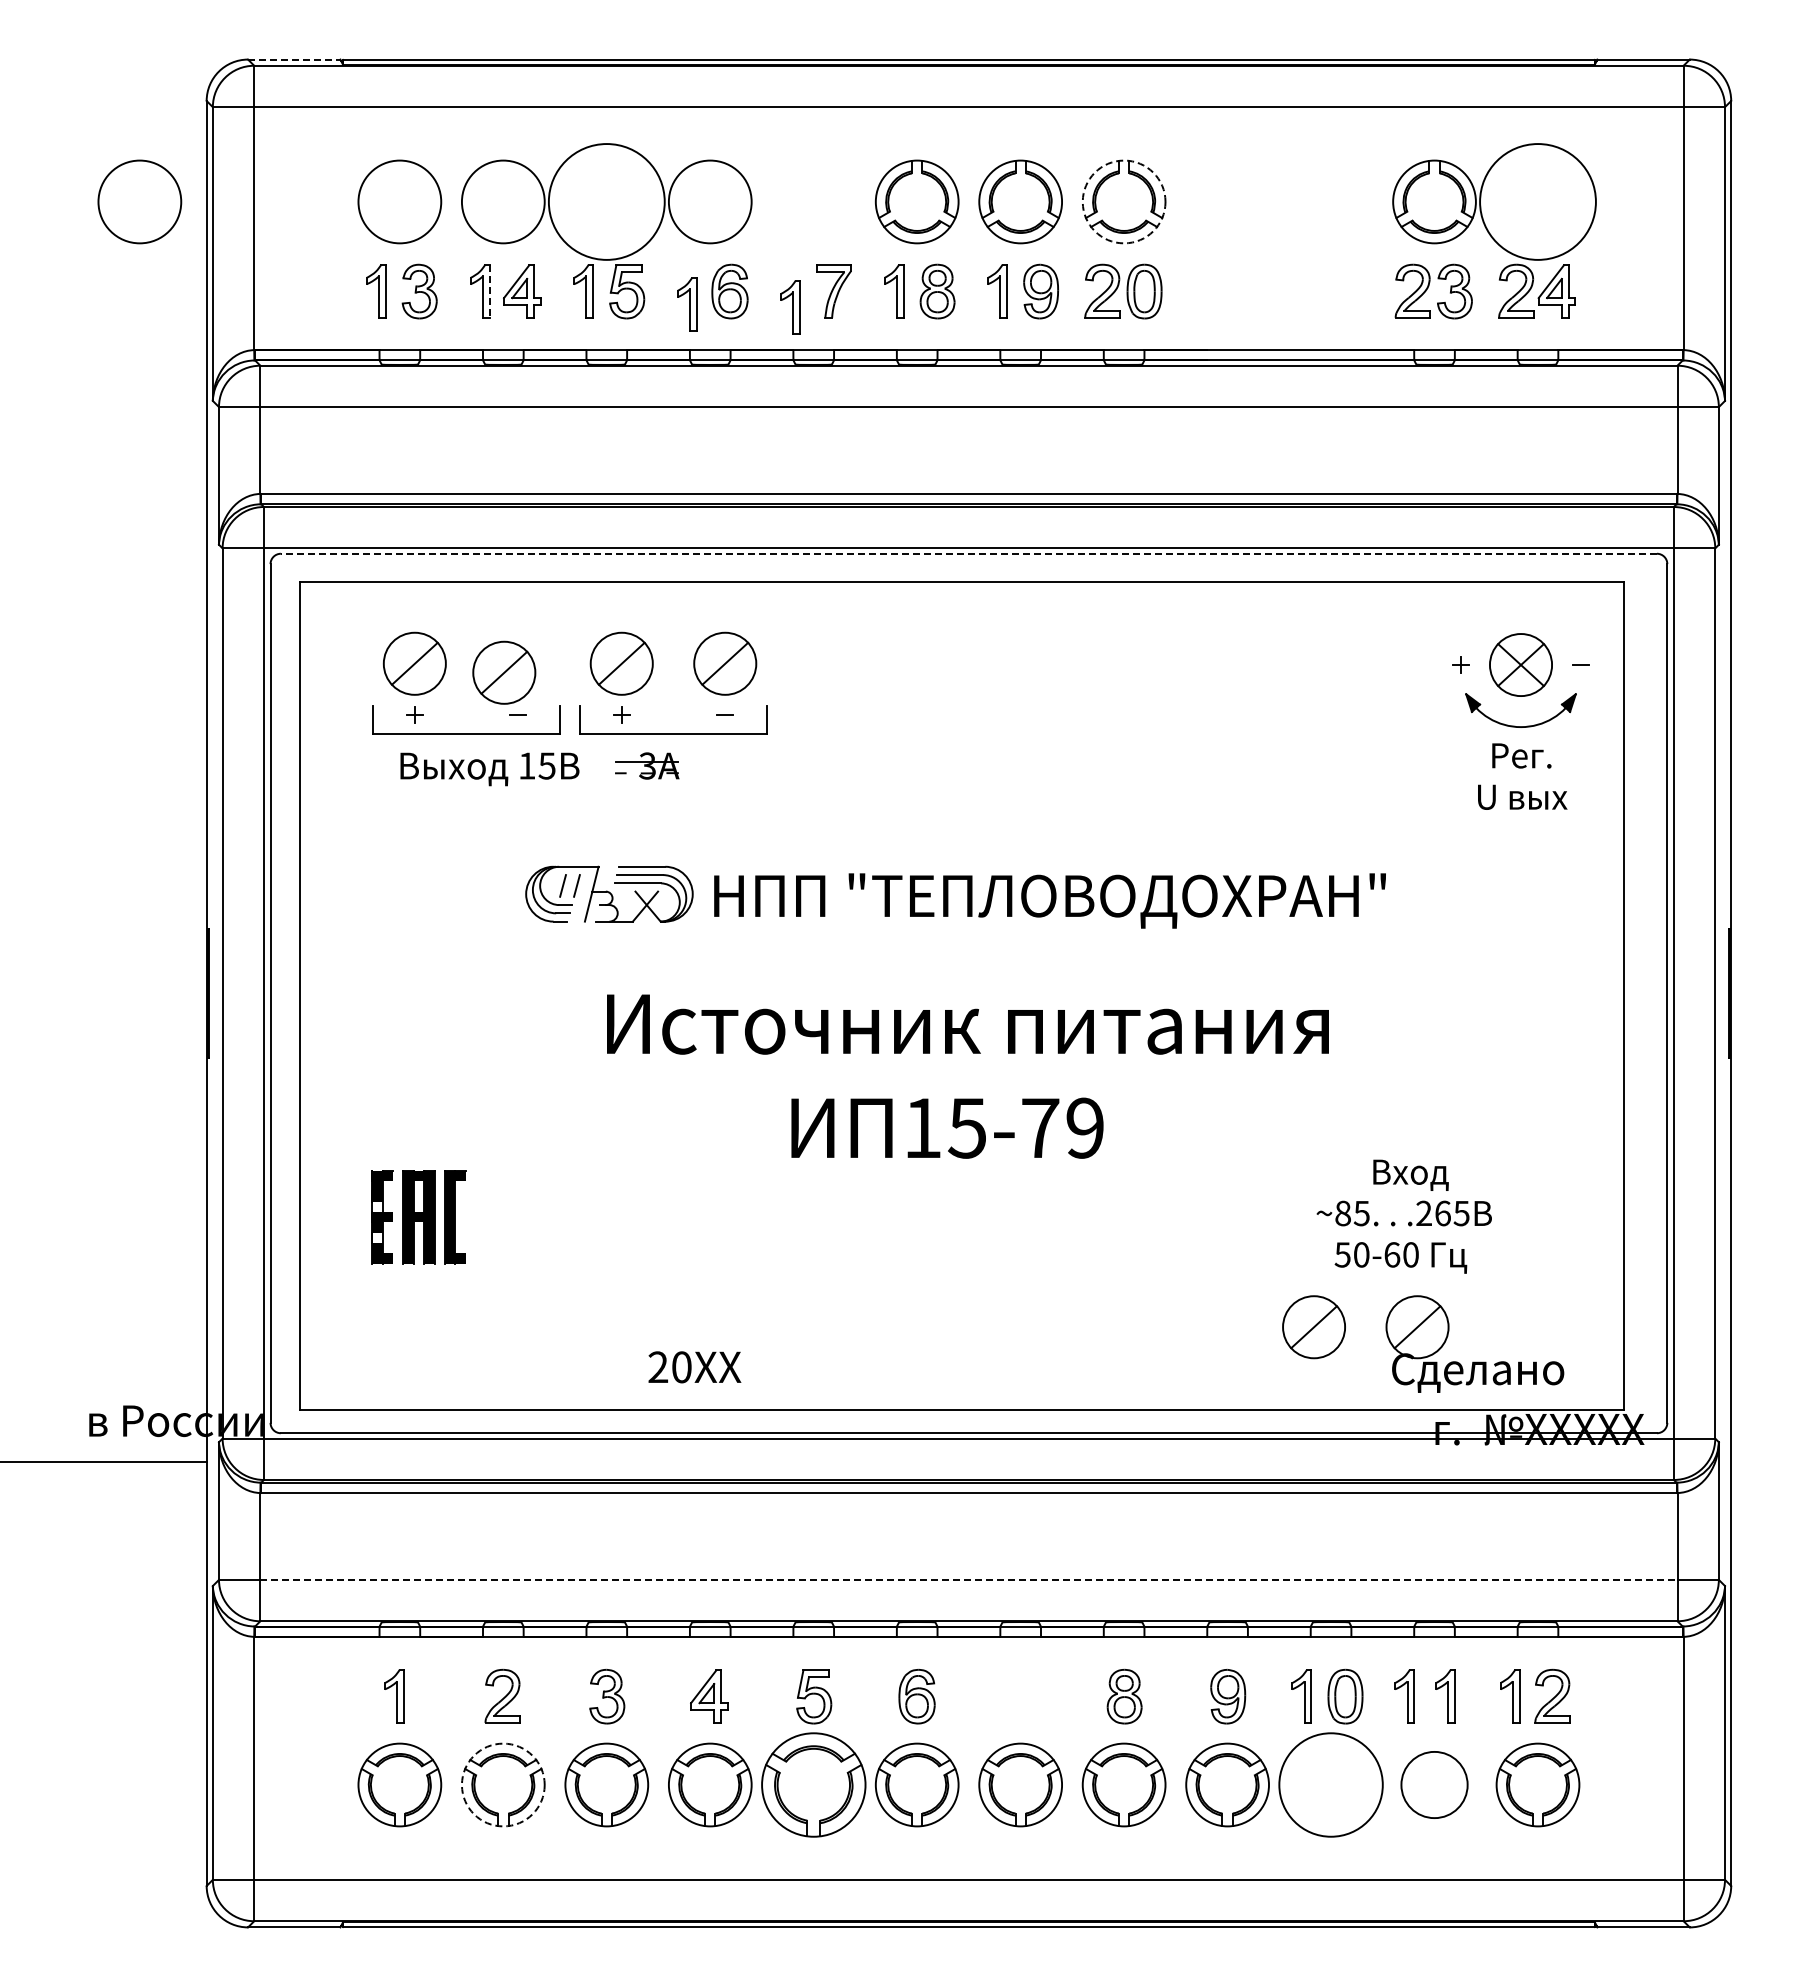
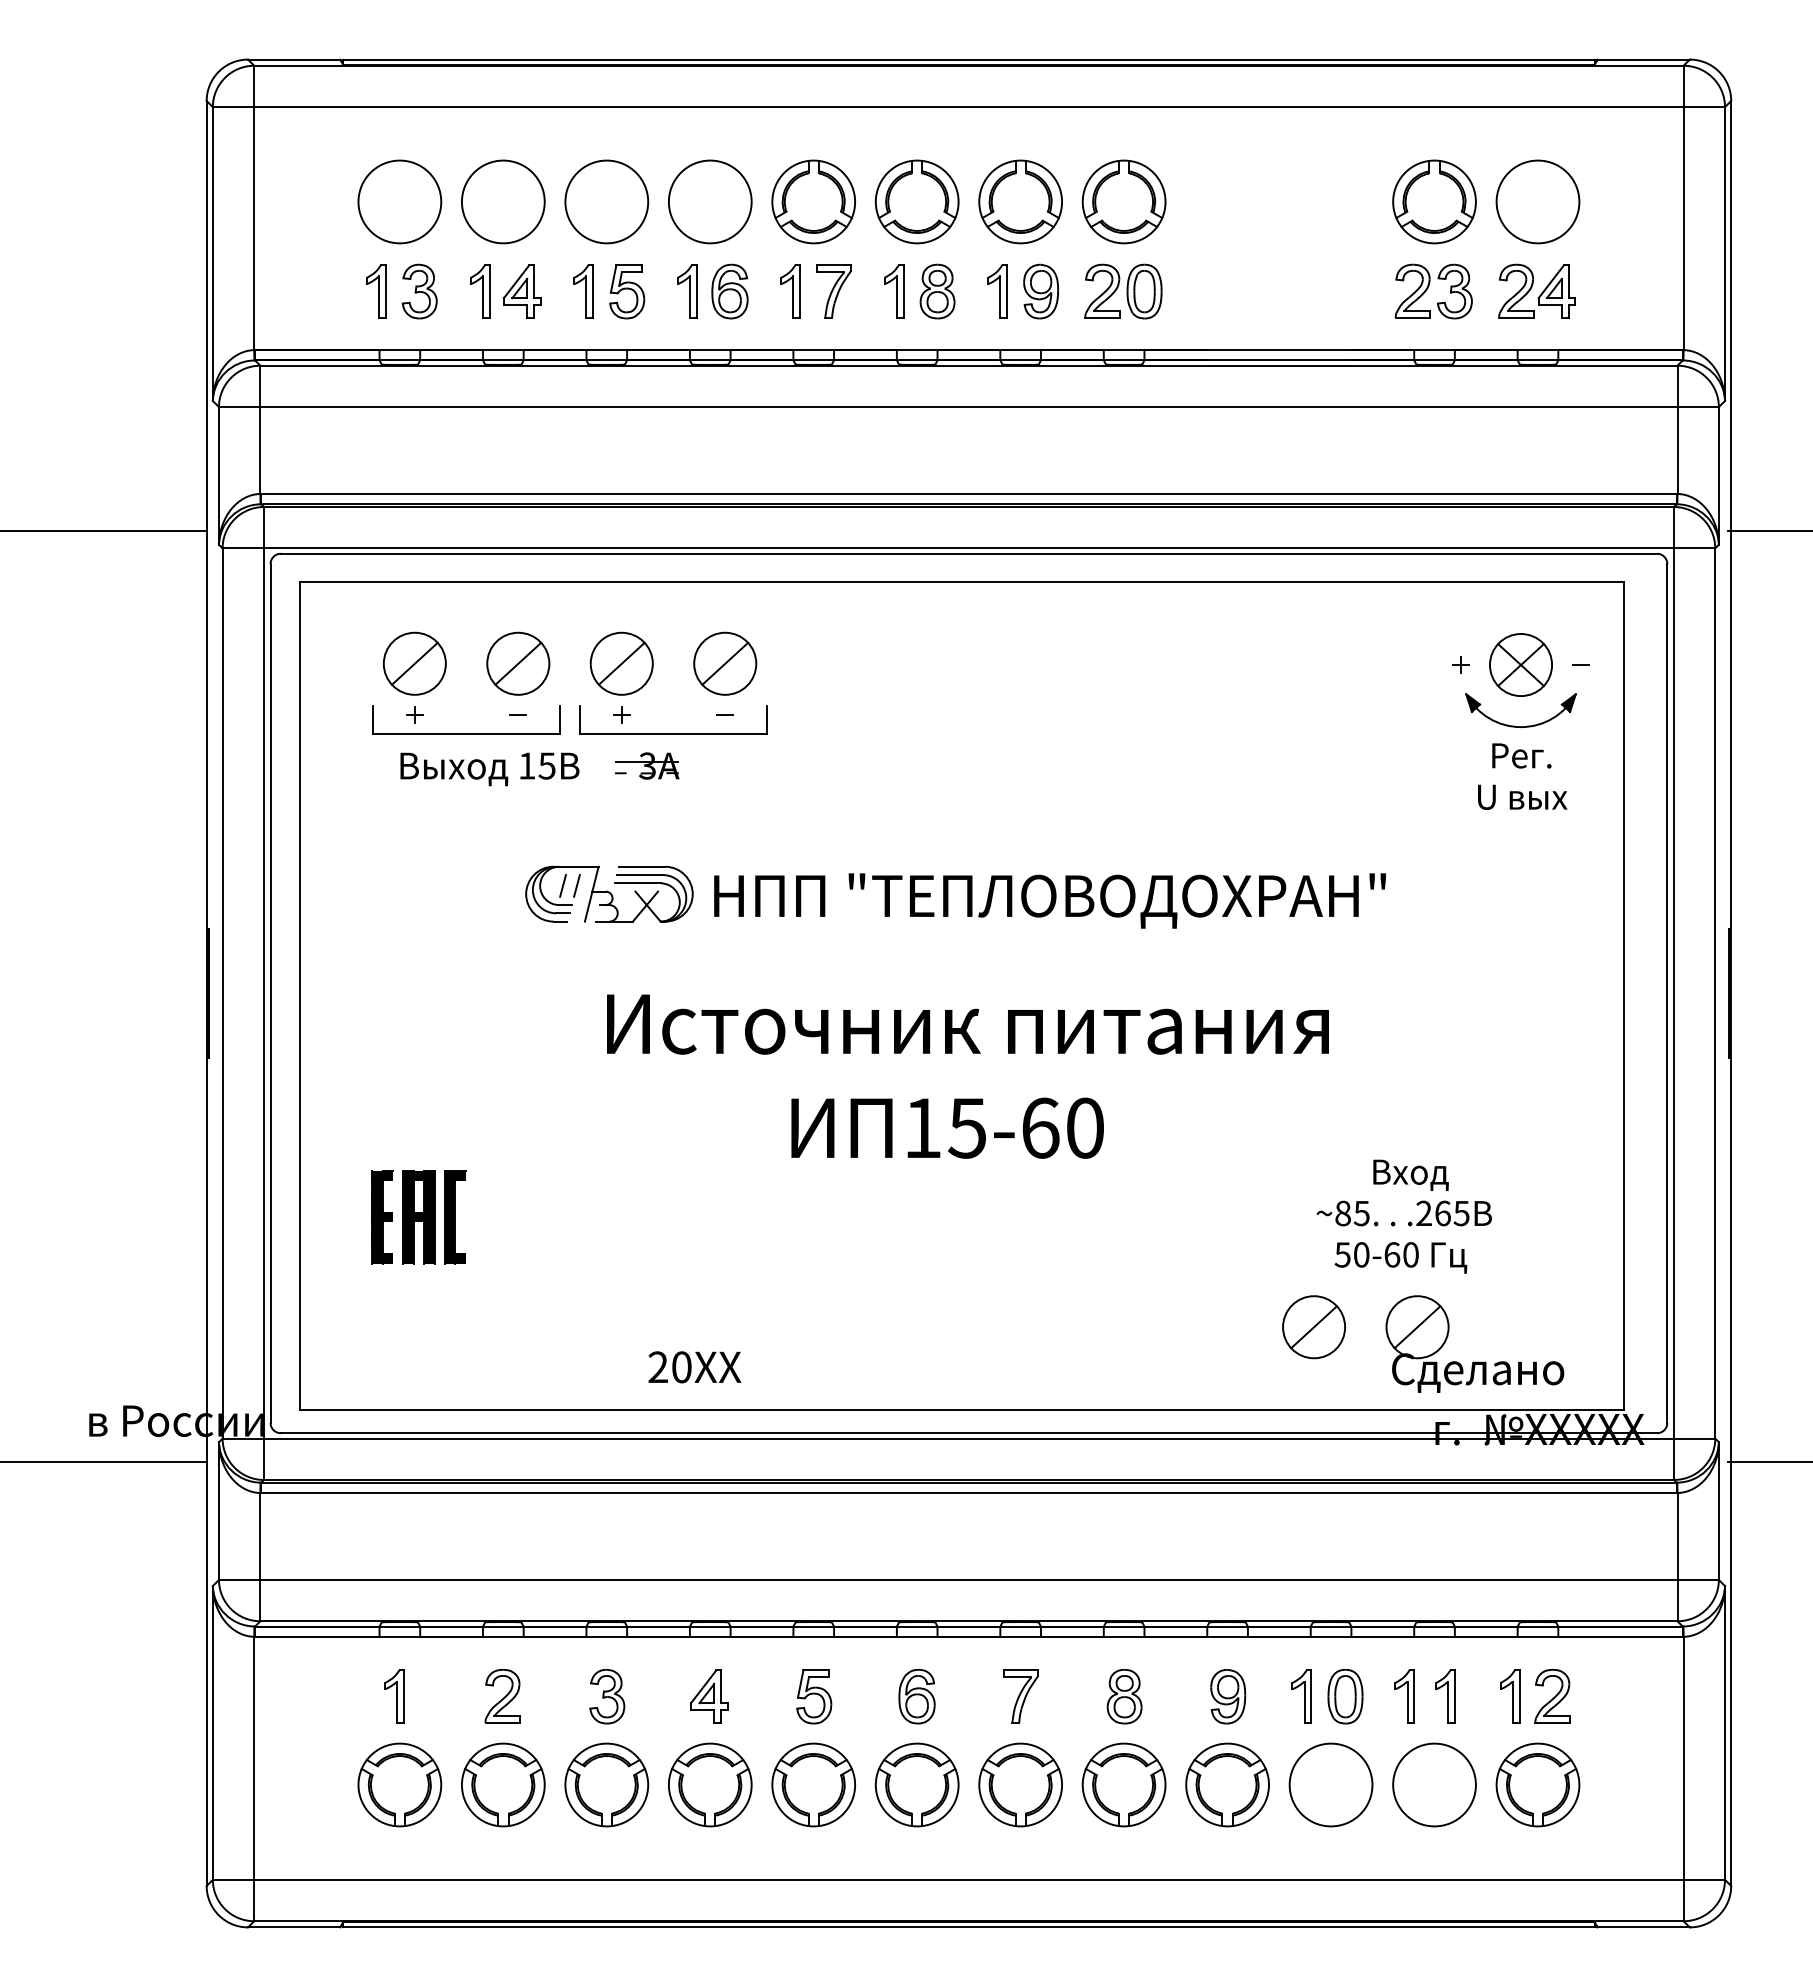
line: dashed -> solid (294, 59)
circle: present -> none (139, 201)
circle diameter: 116 px -> 83 px (606, 201)
part: none -> present (813, 201)
circle: dashed -> solid (1123, 201)
circle diameter: 116 px -> 83 px (1537, 201)
line: dashed -> solid (489, 291)
part position: (687, 304) -> (687, 291) (687, 291)
part position: (790, 307) -> (790, 291) (790, 291)
line: none -> present (104, 530)
line: none -> present (1768, 530)
line: dashed -> solid (968, 553)
part position: (504, 672) -> (518, 663) (518, 663)
text: 15-79 -> 15-60 (1062, 1127)
fill: none -> present (377, 1206)
fill: none -> present (377, 1237)
line: none -> present (1768, 1461)
line: dashed -> solid (968, 1579)
part: none -> present (1020, 1696)
circle: dashed -> solid (502, 1784)
part size: 106x106 px -> 85x86 px (813, 1784)
circle diameter: 103 px -> 83 px (1330, 1784)
circle diameter: 66 px -> 83 px (1434, 1784)
